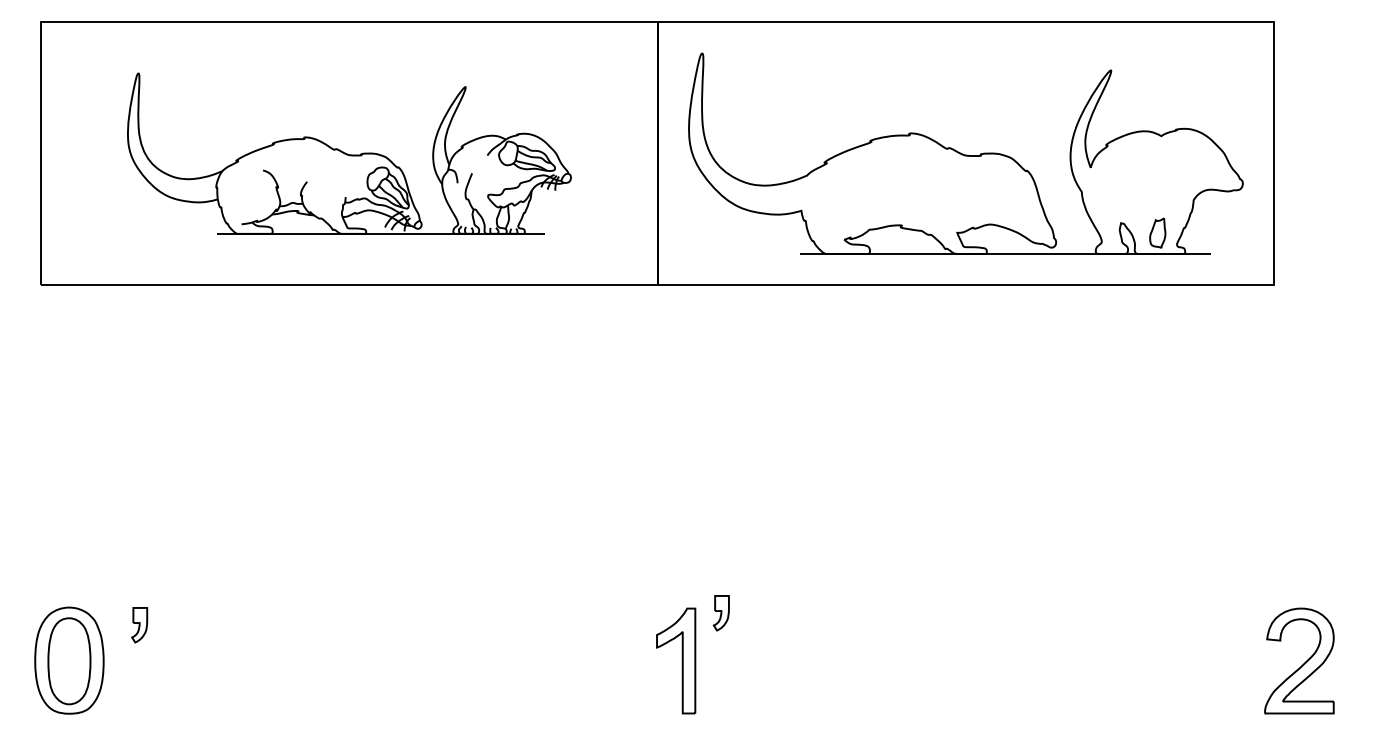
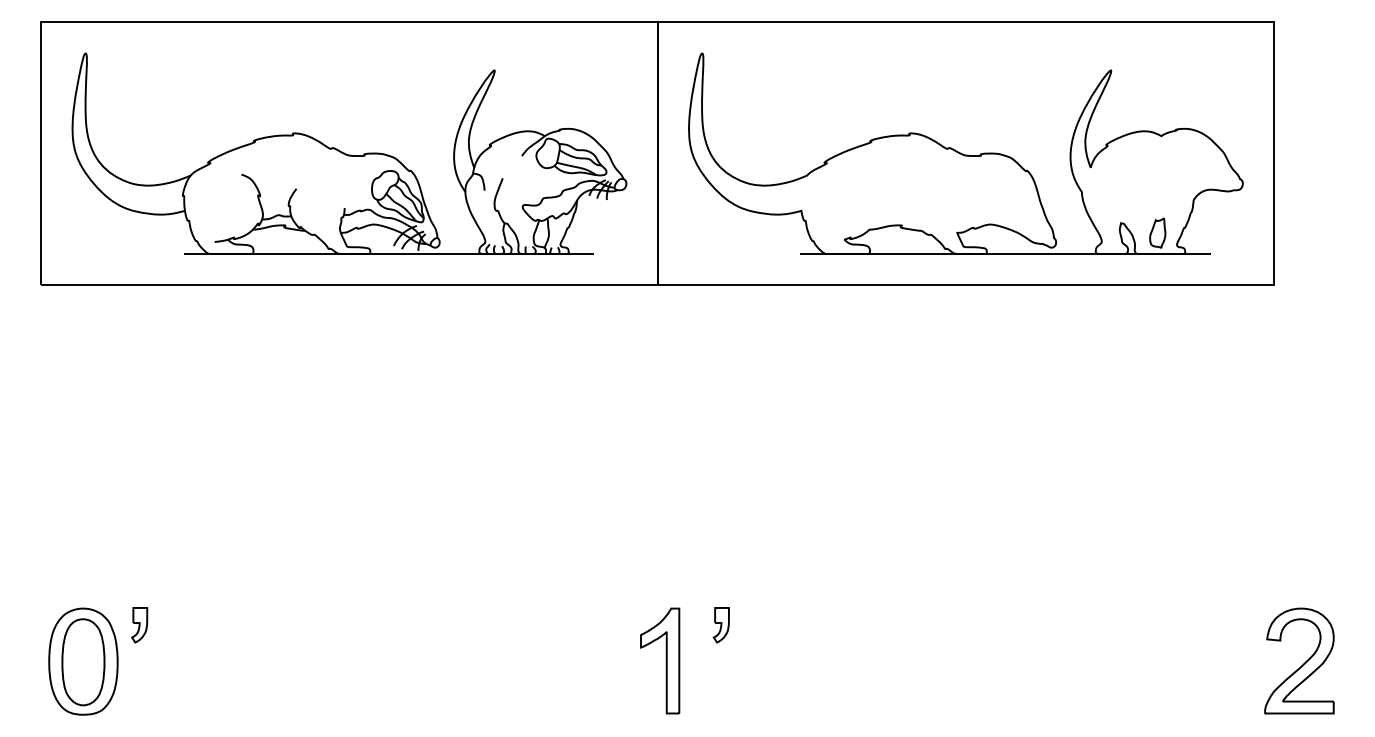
part size: 445x163 px -> 557x203 px (349, 153)
part position: (720, 613) -> (720, 625) (720, 625)
part position: (69, 660) -> (83, 661) (83, 661)
part position: (676, 660) -> (660, 660) (660, 660)
